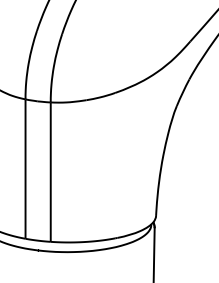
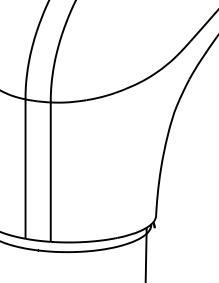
line position: (153, 253) -> (145, 253) (145, 253)
